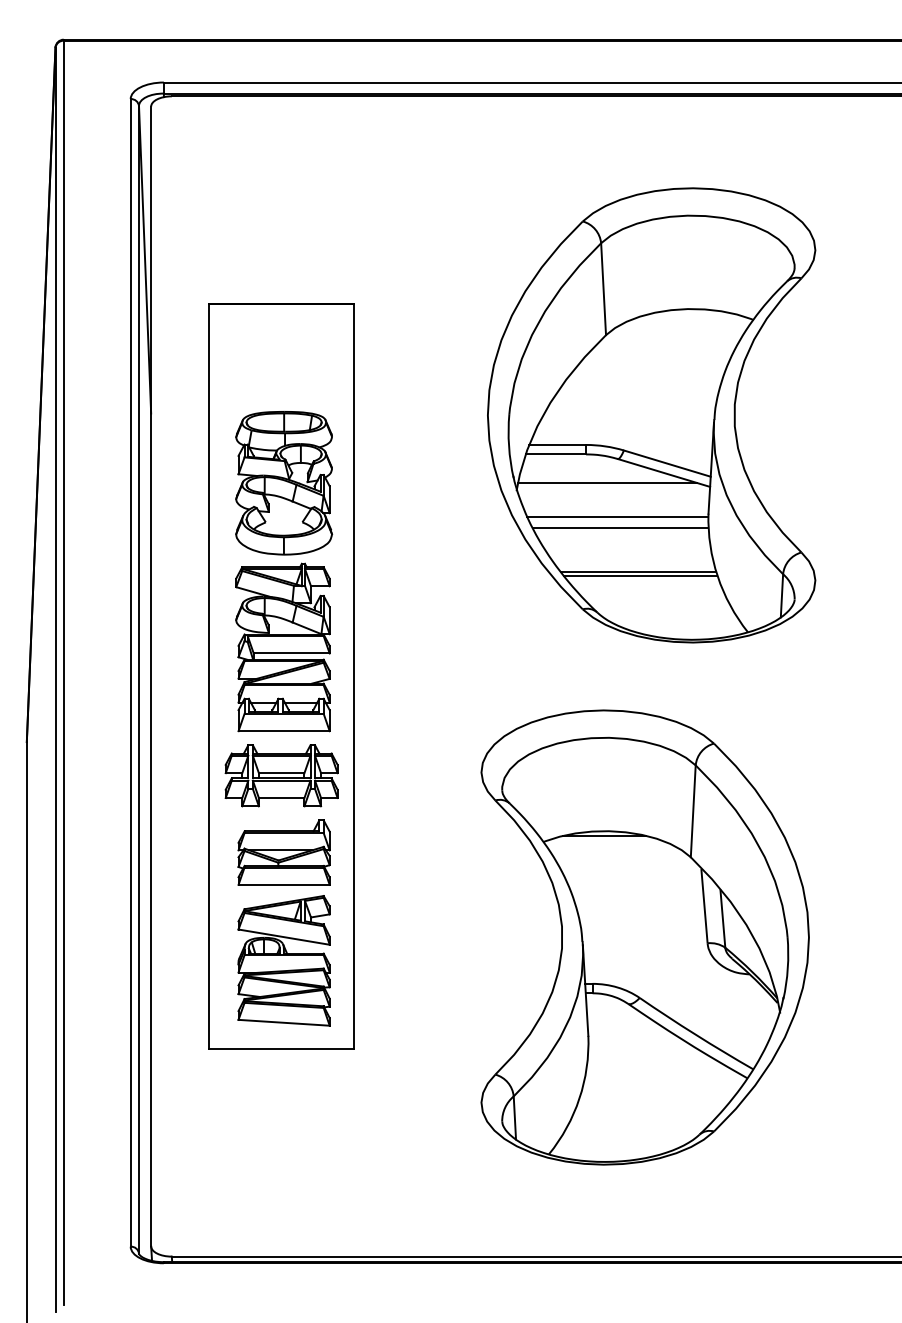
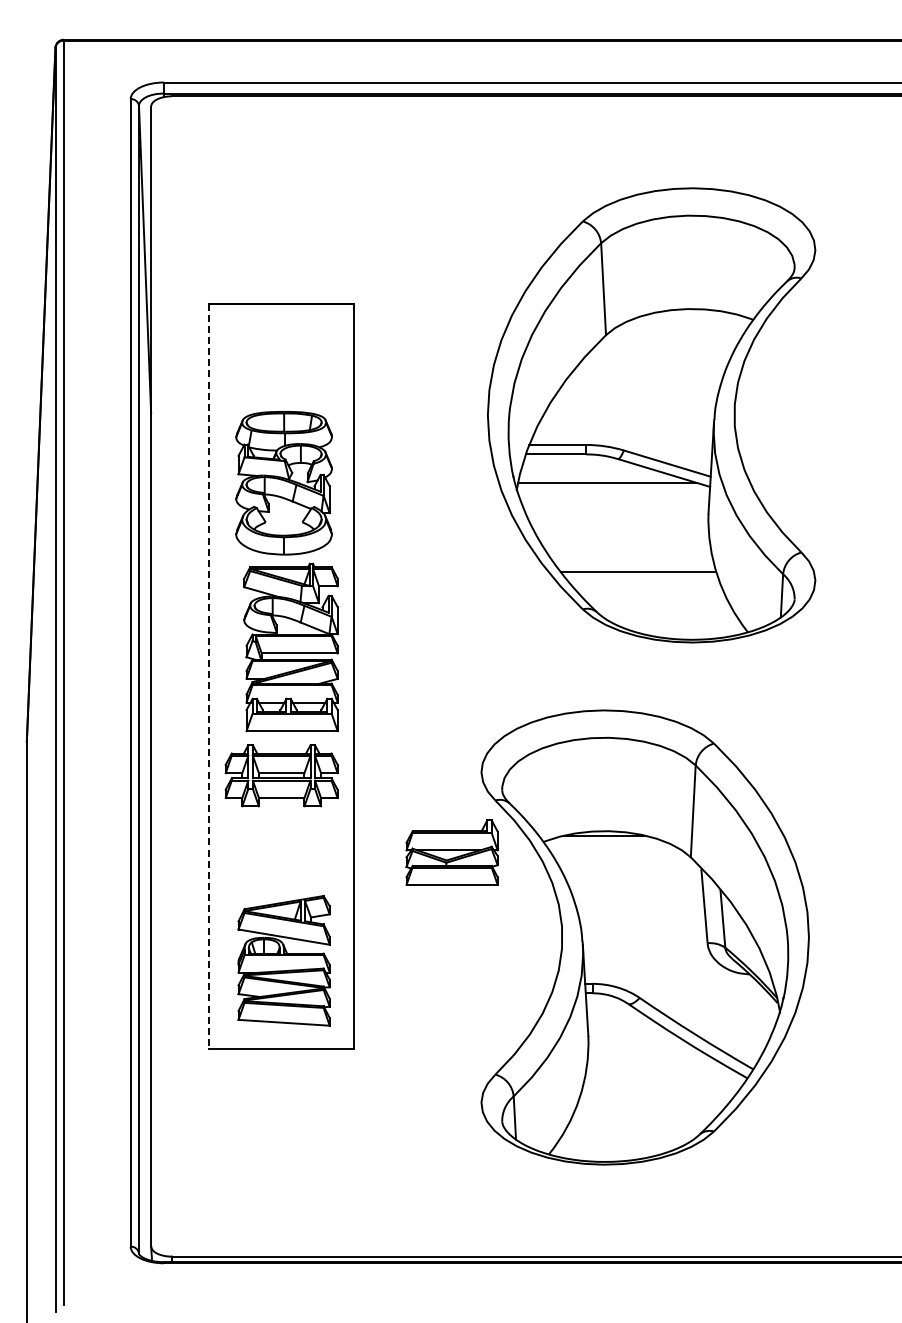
line: present -> none (617, 516)
line: present -> none (620, 527)
line: present -> none (640, 576)
part position: (282, 647) -> (290, 647) (290, 647)
line: solid -> dashed (209, 676)
part position: (283, 852) -> (451, 852) (451, 852)
